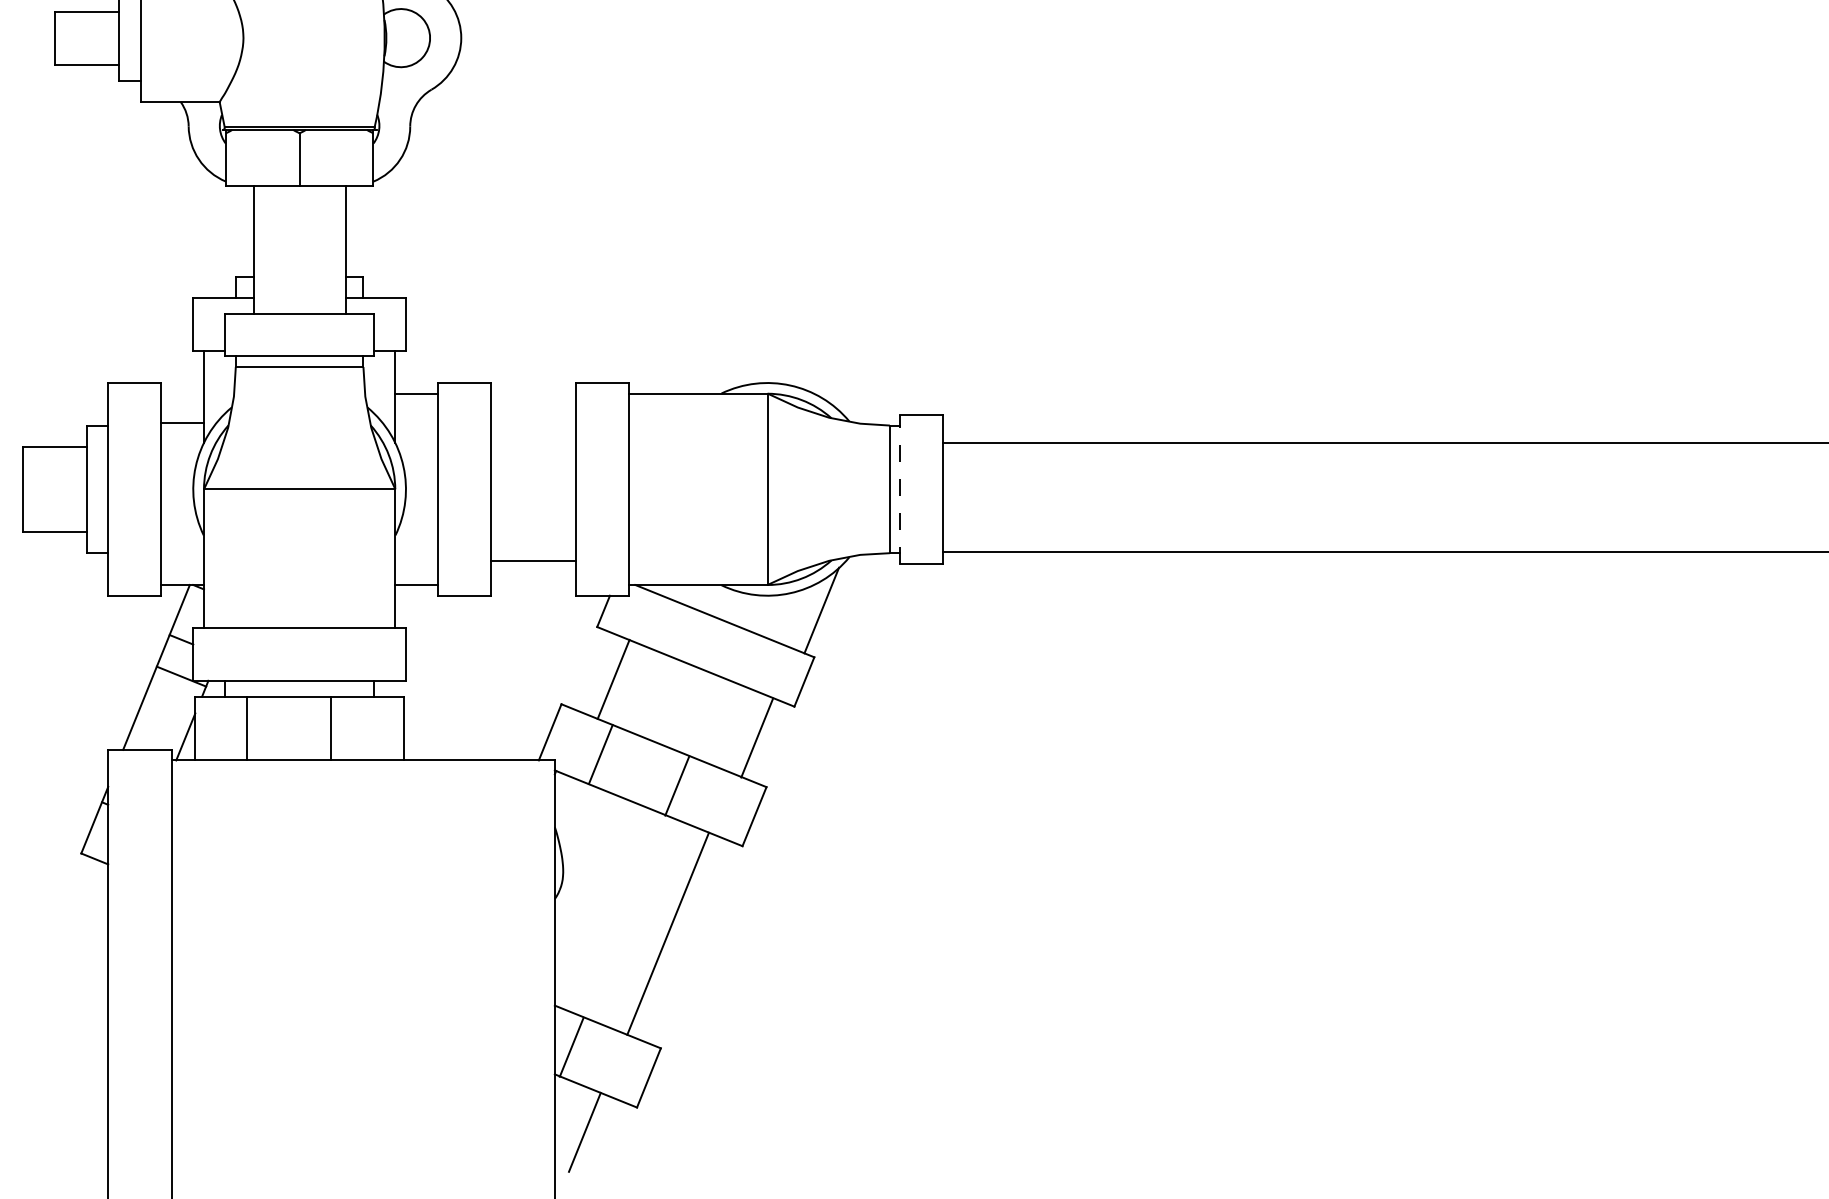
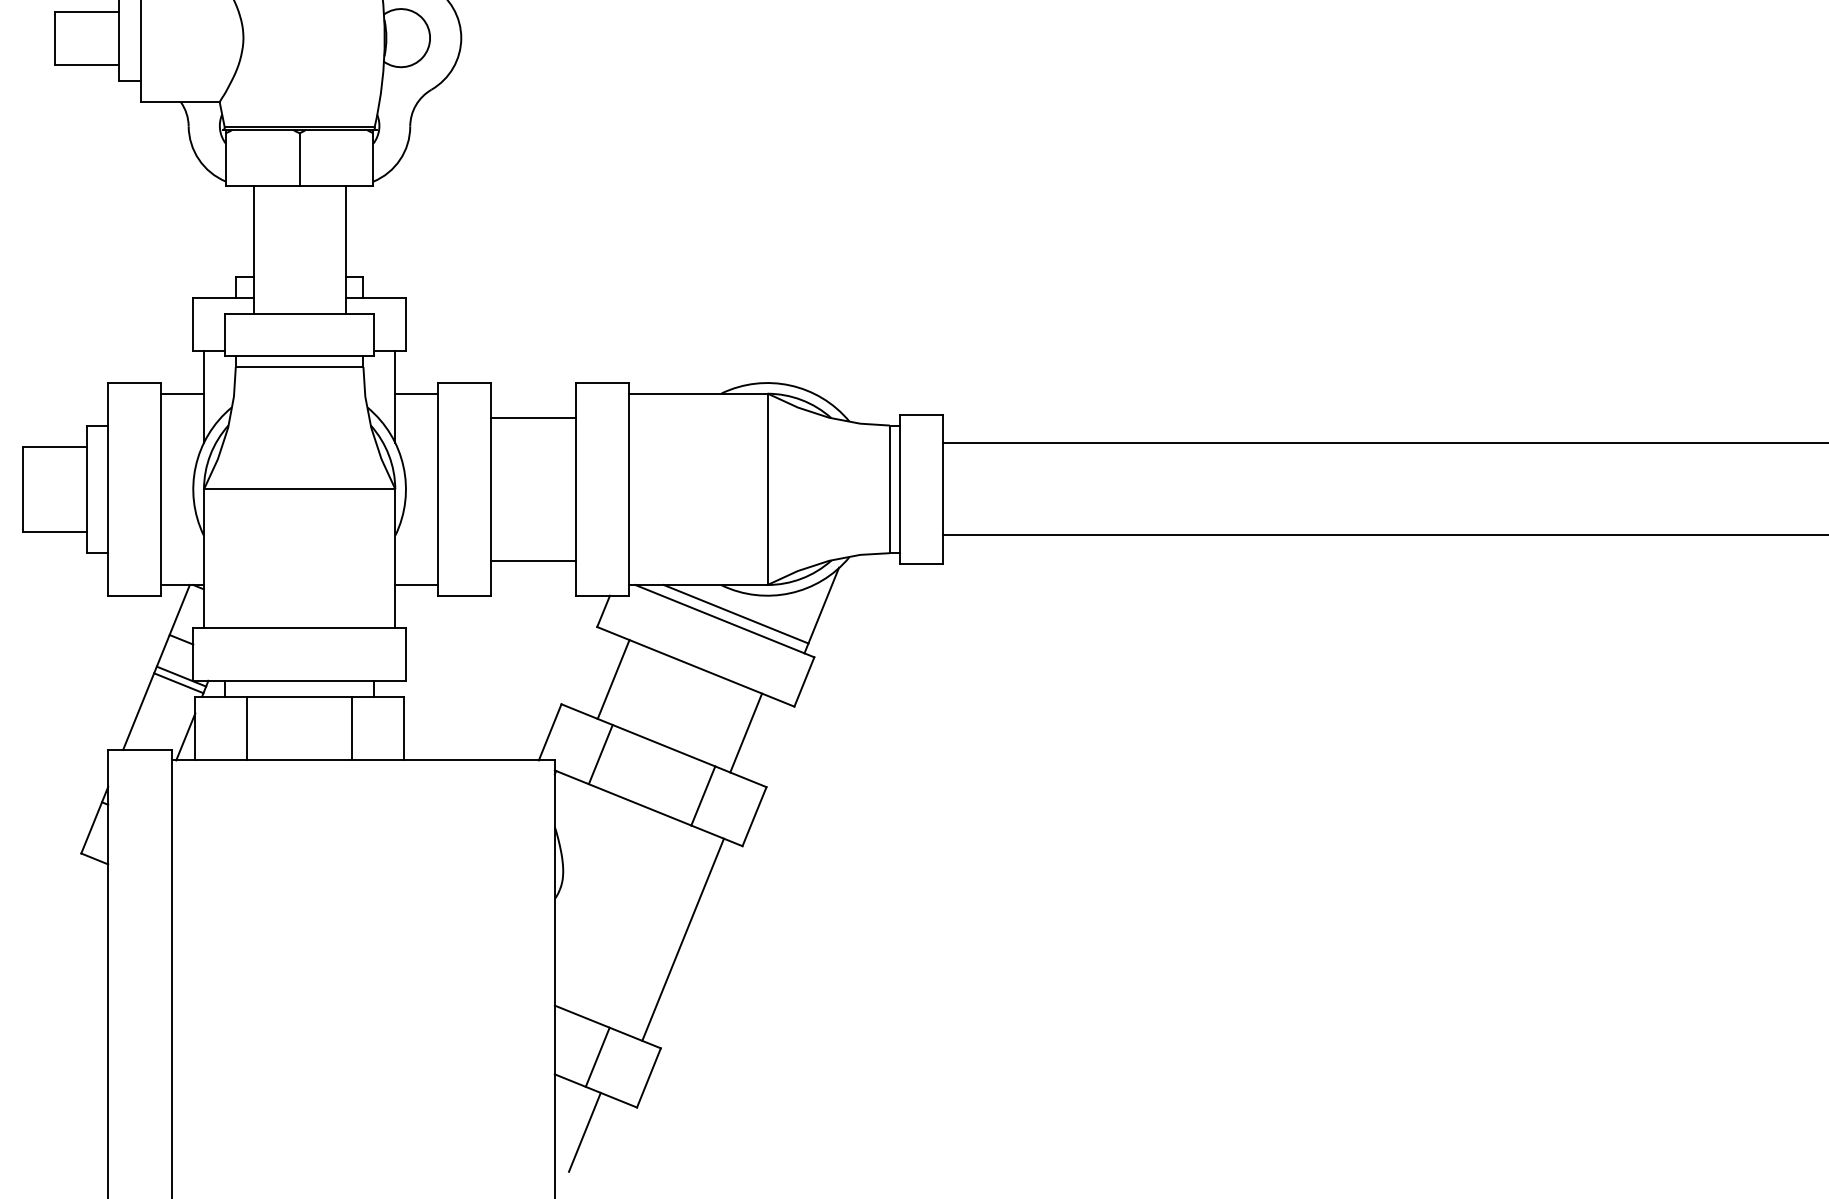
line: none -> present (533, 417)
line position: (182, 422) -> (182, 393) (182, 393)
line: dashed -> solid (900, 488)
line position: (1383, 552) -> (1383, 535) (1383, 535)
line: none -> present (735, 614)
line: none -> present (178, 683)
line position: (330, 728) -> (351, 728) (351, 728)
line position: (757, 737) -> (746, 732) (746, 732)
line position: (677, 785) -> (703, 795) (703, 795)
line position: (668, 933) -> (683, 939) (683, 939)
line position: (571, 1046) -> (597, 1056) (597, 1056)
